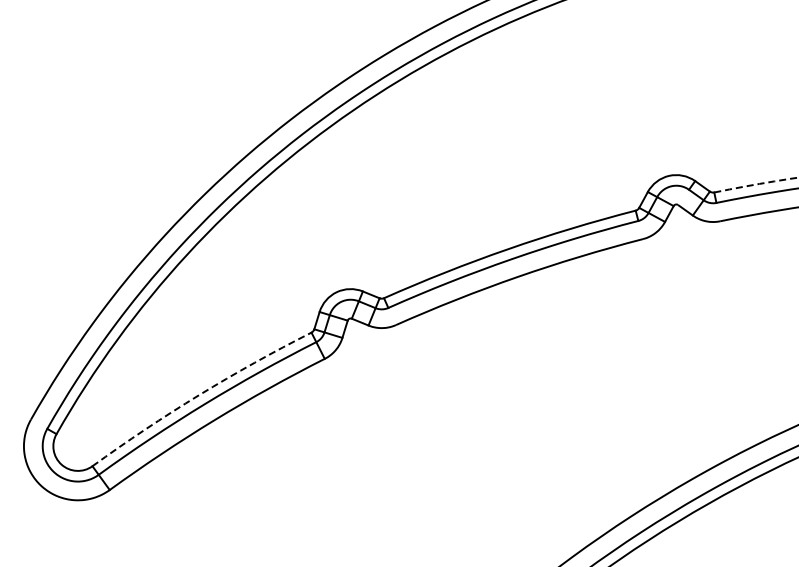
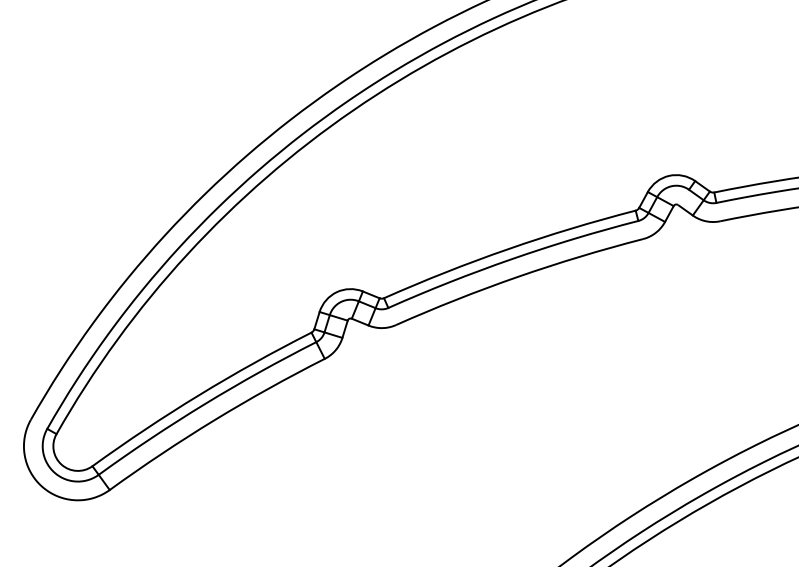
arc: dashed -> solid (757, 184)
arc: dashed -> solid (199, 395)
